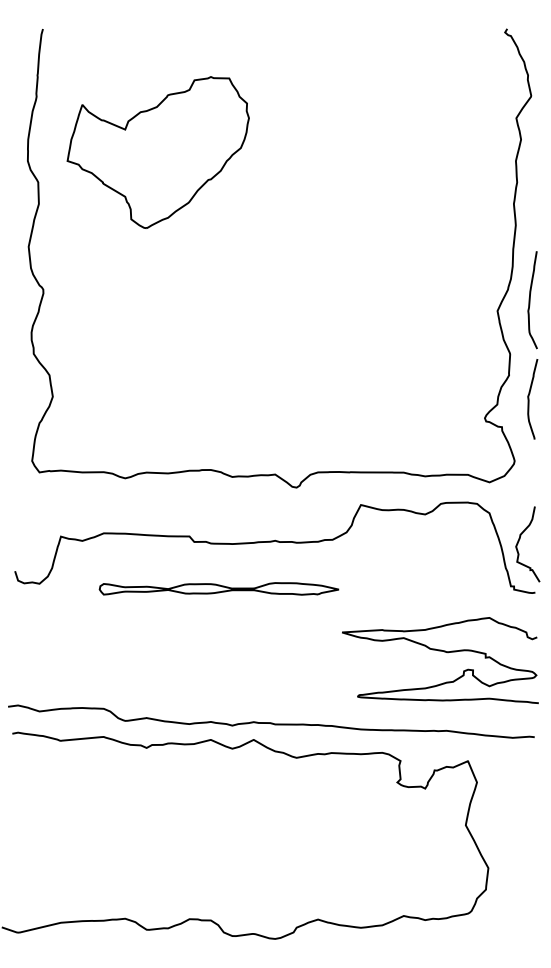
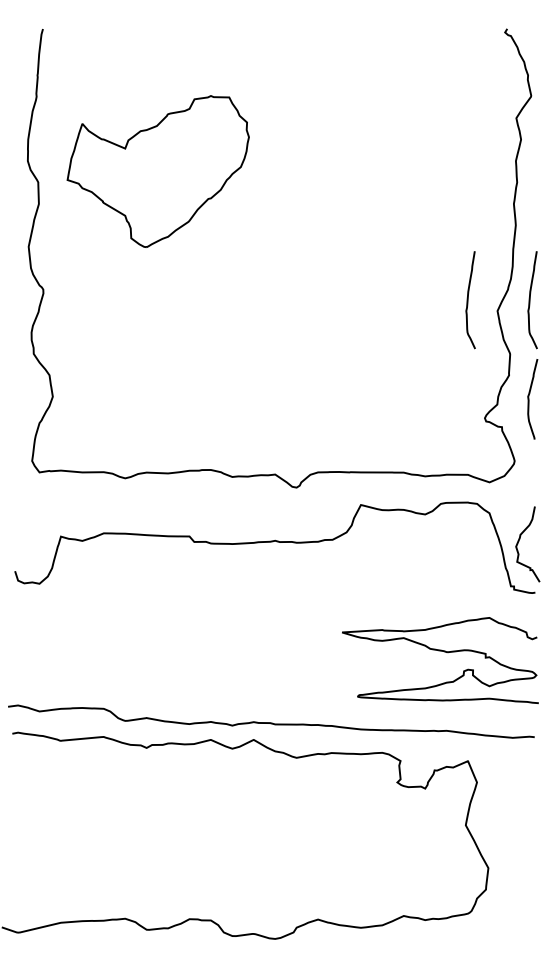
part position: (157, 152) -> (157, 171) (157, 171)
curve: none -> present (468, 300)
part: present -> none (218, 588)
